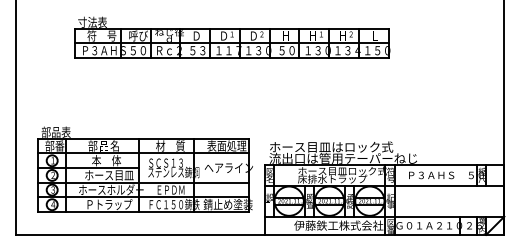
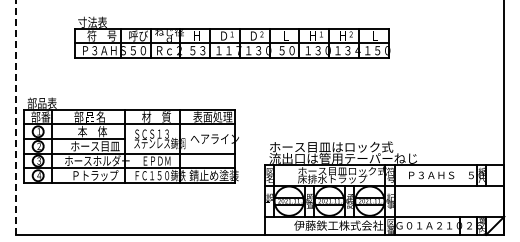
text: Ｄ -> Ｈ (196, 35)
text: Ｈ -> Ｌ (285, 35)
line: solid -> dashed (15, 117)
part position: (144, 169) -> (130, 140) (130, 140)
